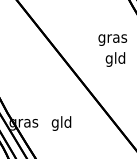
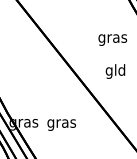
text position: (115, 59) -> (115, 71) (115, 71)
text: gld -> gras (61, 123)
